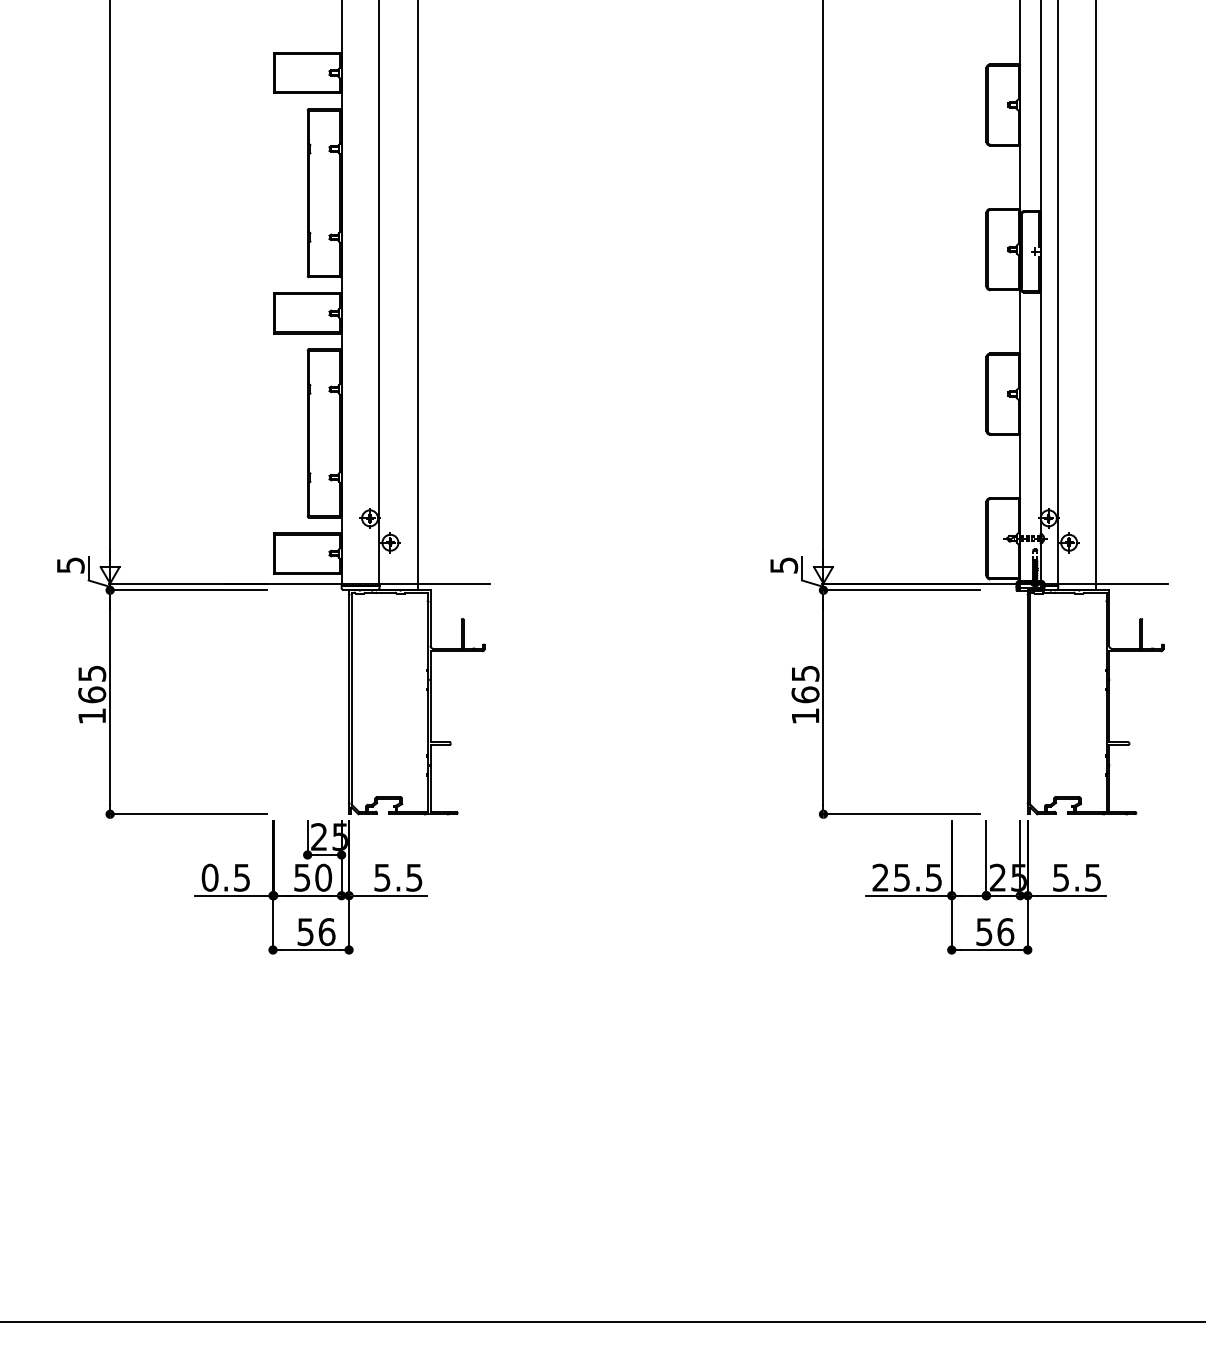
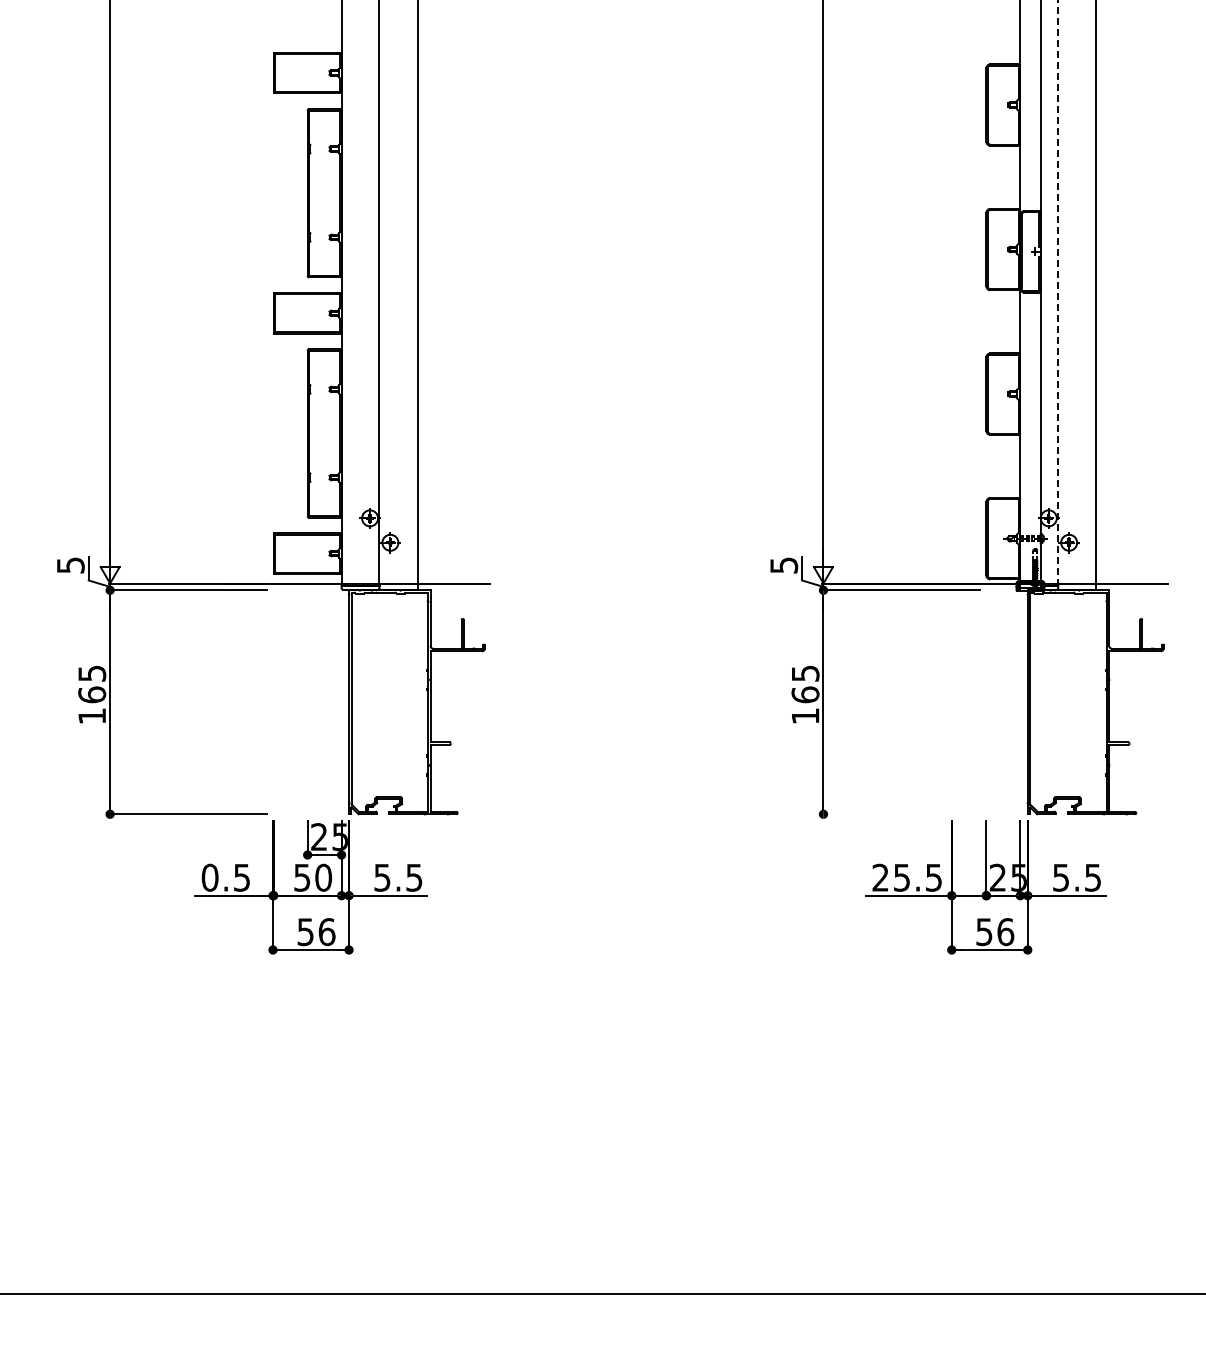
line: solid -> dashed (1057, 293)
line: present -> none (900, 814)
line position: (602, 1322) -> (602, 1294) (602, 1294)
